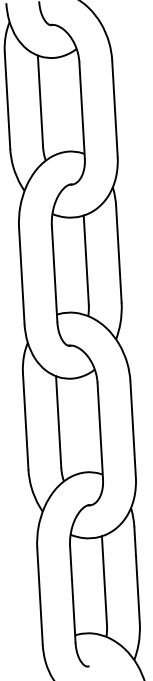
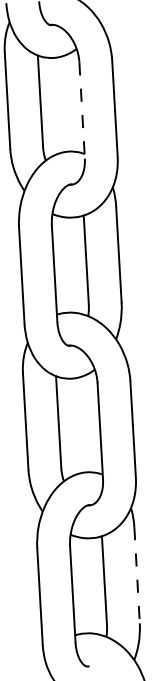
line: solid -> dashed (82, 111)
line: solid -> dashed (137, 575)
